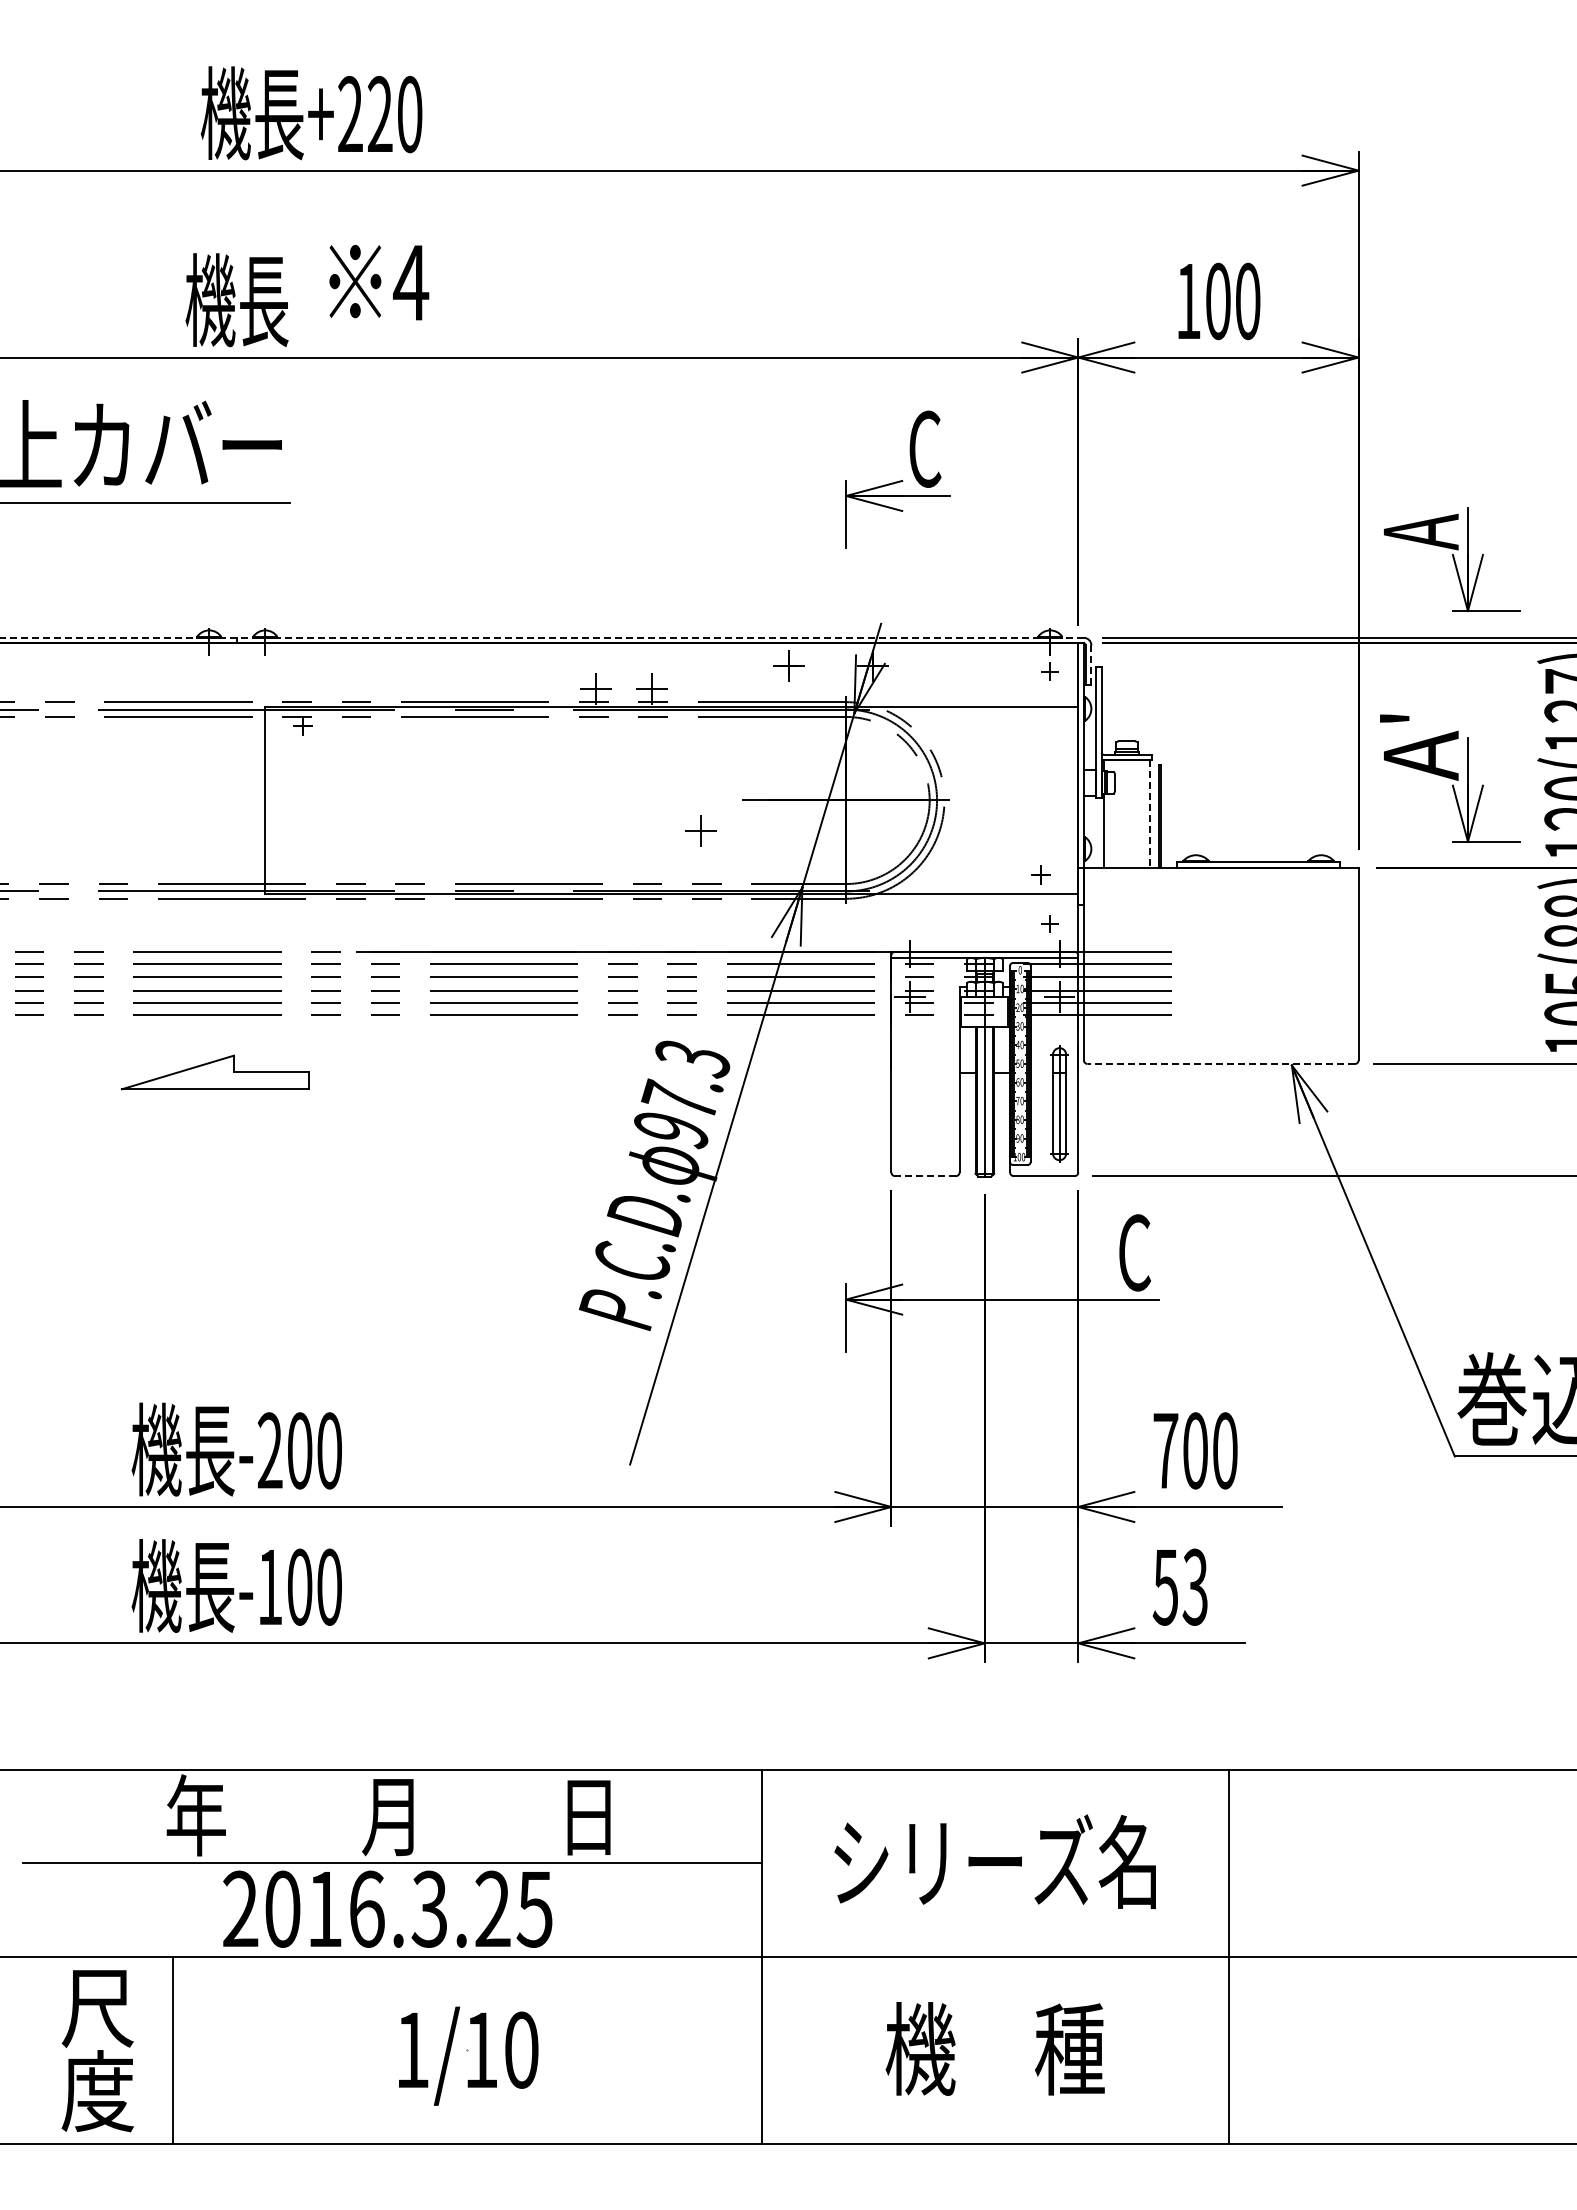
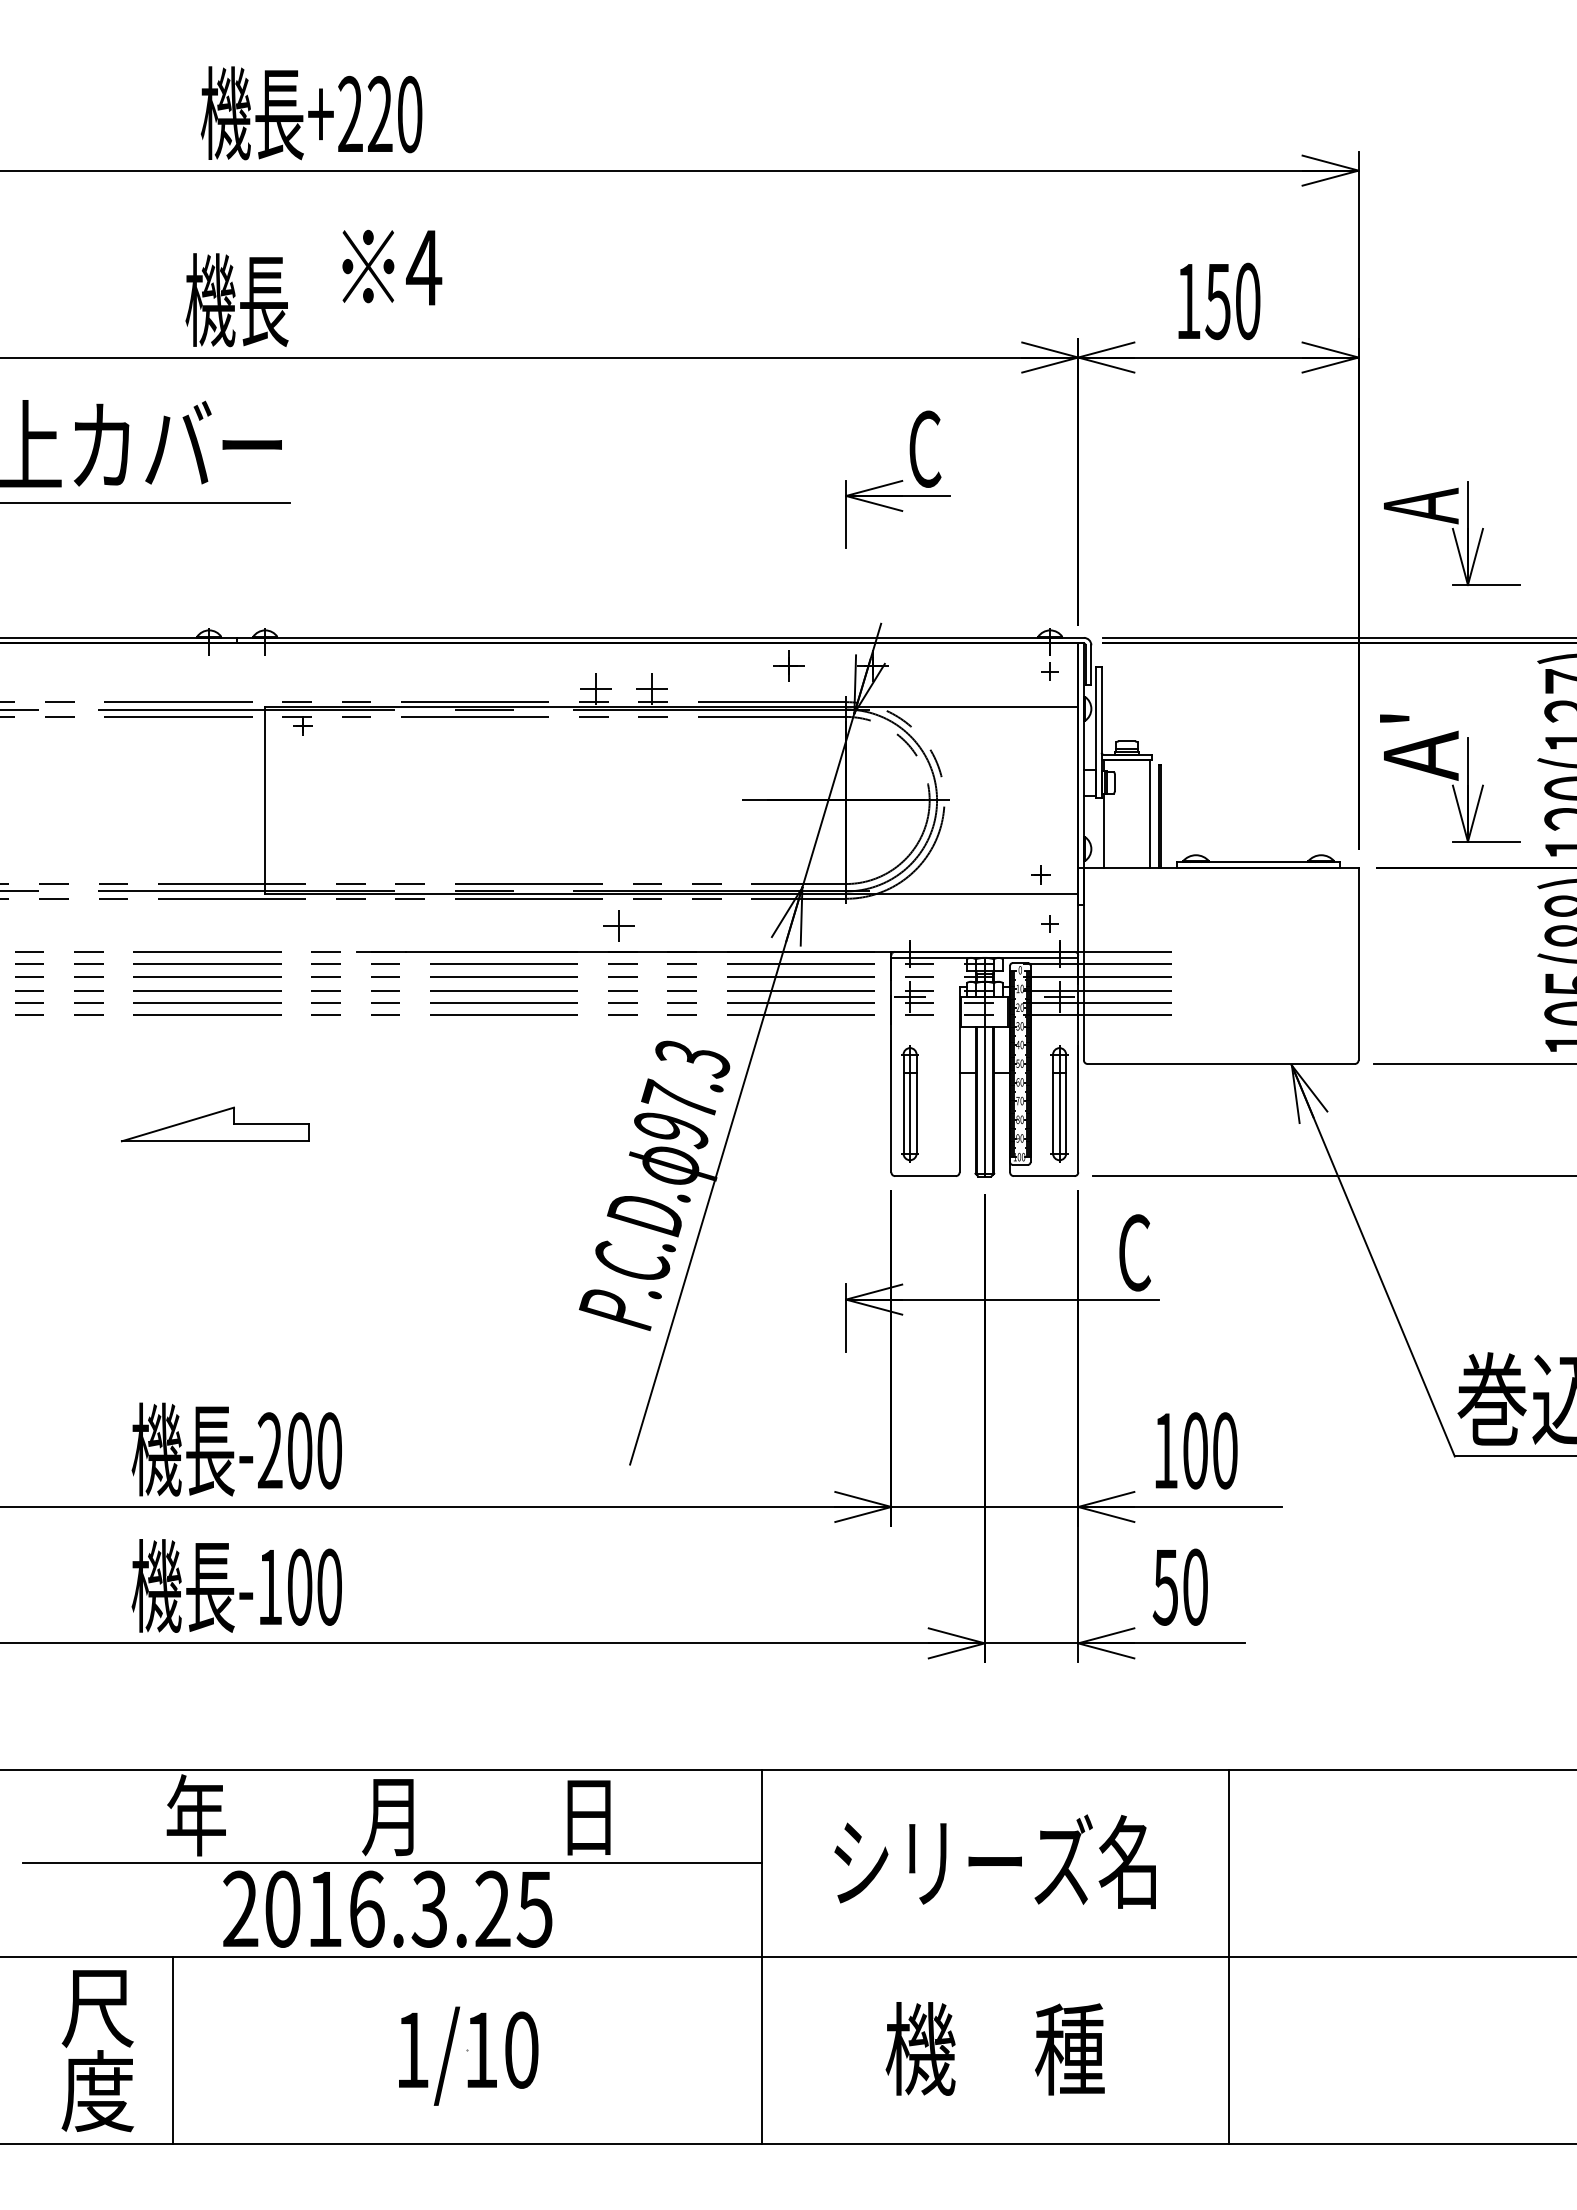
text position: (379, 282) -> (392, 267) (392, 267)
text: 100 -> 150 (1217, 301)
part position: (1452, 559) -> (1452, 533) (1452, 533)
line: dashed -> solid (542, 637)
line: dashed -> solid (1091, 664)
line: dashed -> solid (1150, 814)
part position: (700, 830) -> (618, 925) (618, 925)
line: dashed -> solid (1221, 1064)
part position: (215, 1072) -> (215, 1124) (215, 1124)
part: none -> present (909, 1103)
line: dashed -> solid (925, 1176)
text: 700 -> 100 (1165, 1450)
text: 53 -> 50 (1194, 1586)
